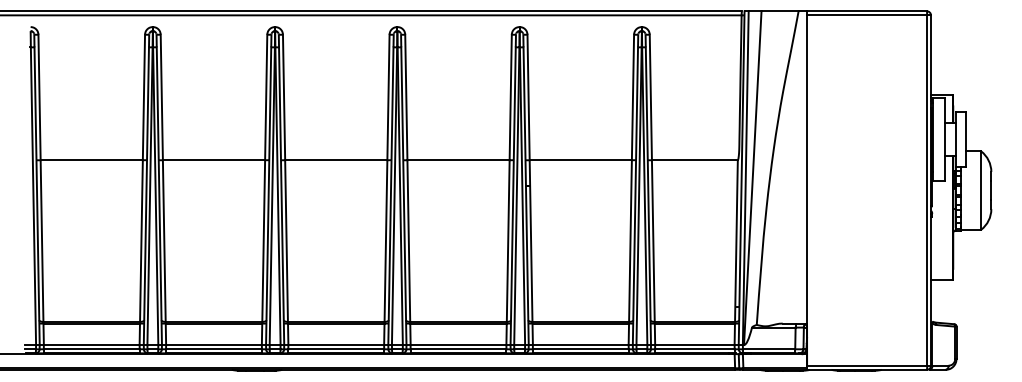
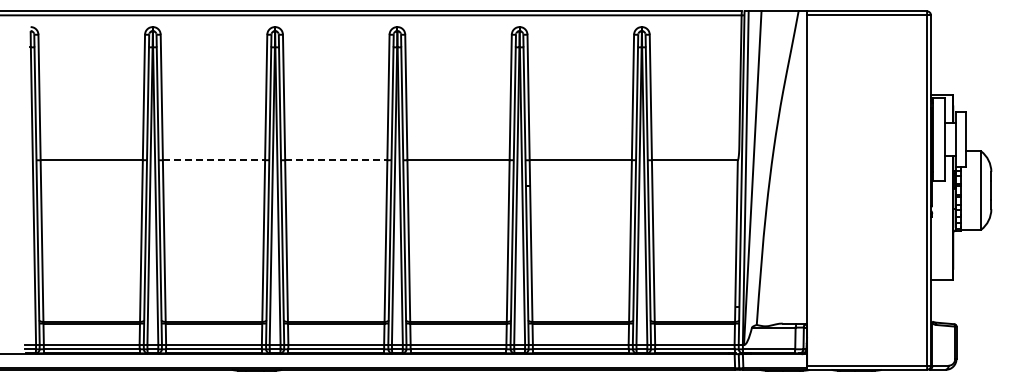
line: solid -> dashed (214, 160)
line: solid -> dashed (336, 160)
